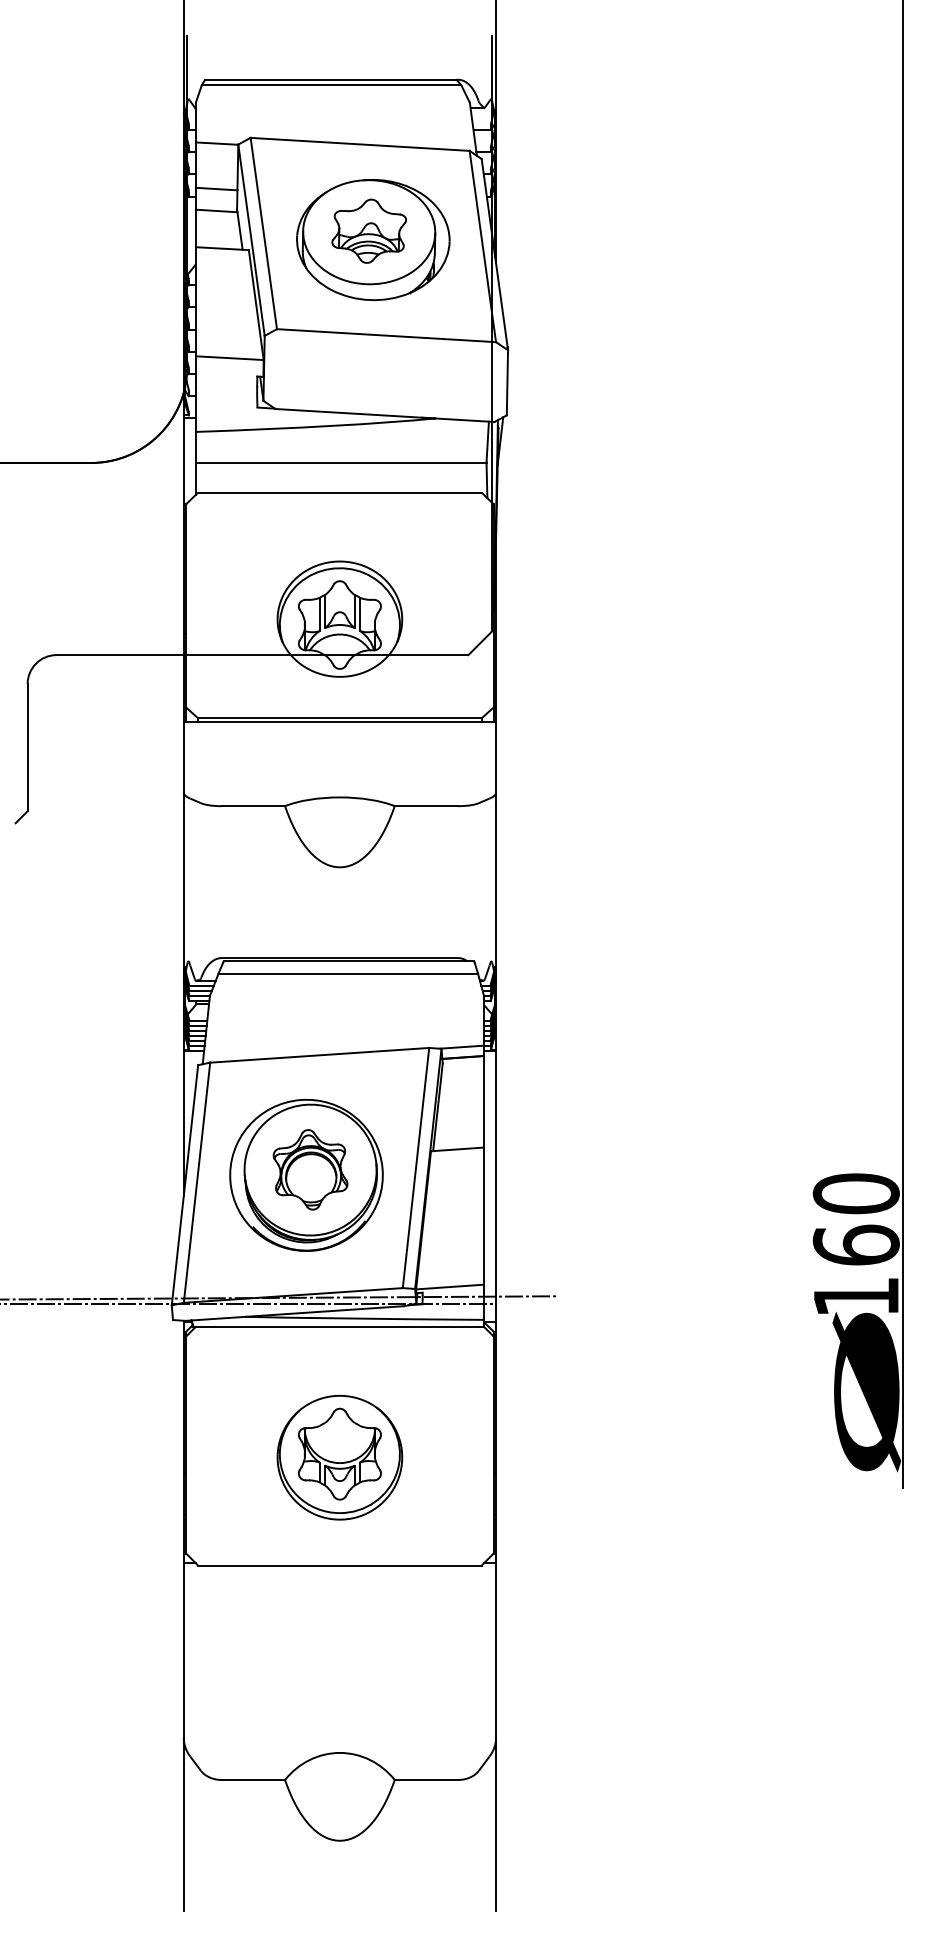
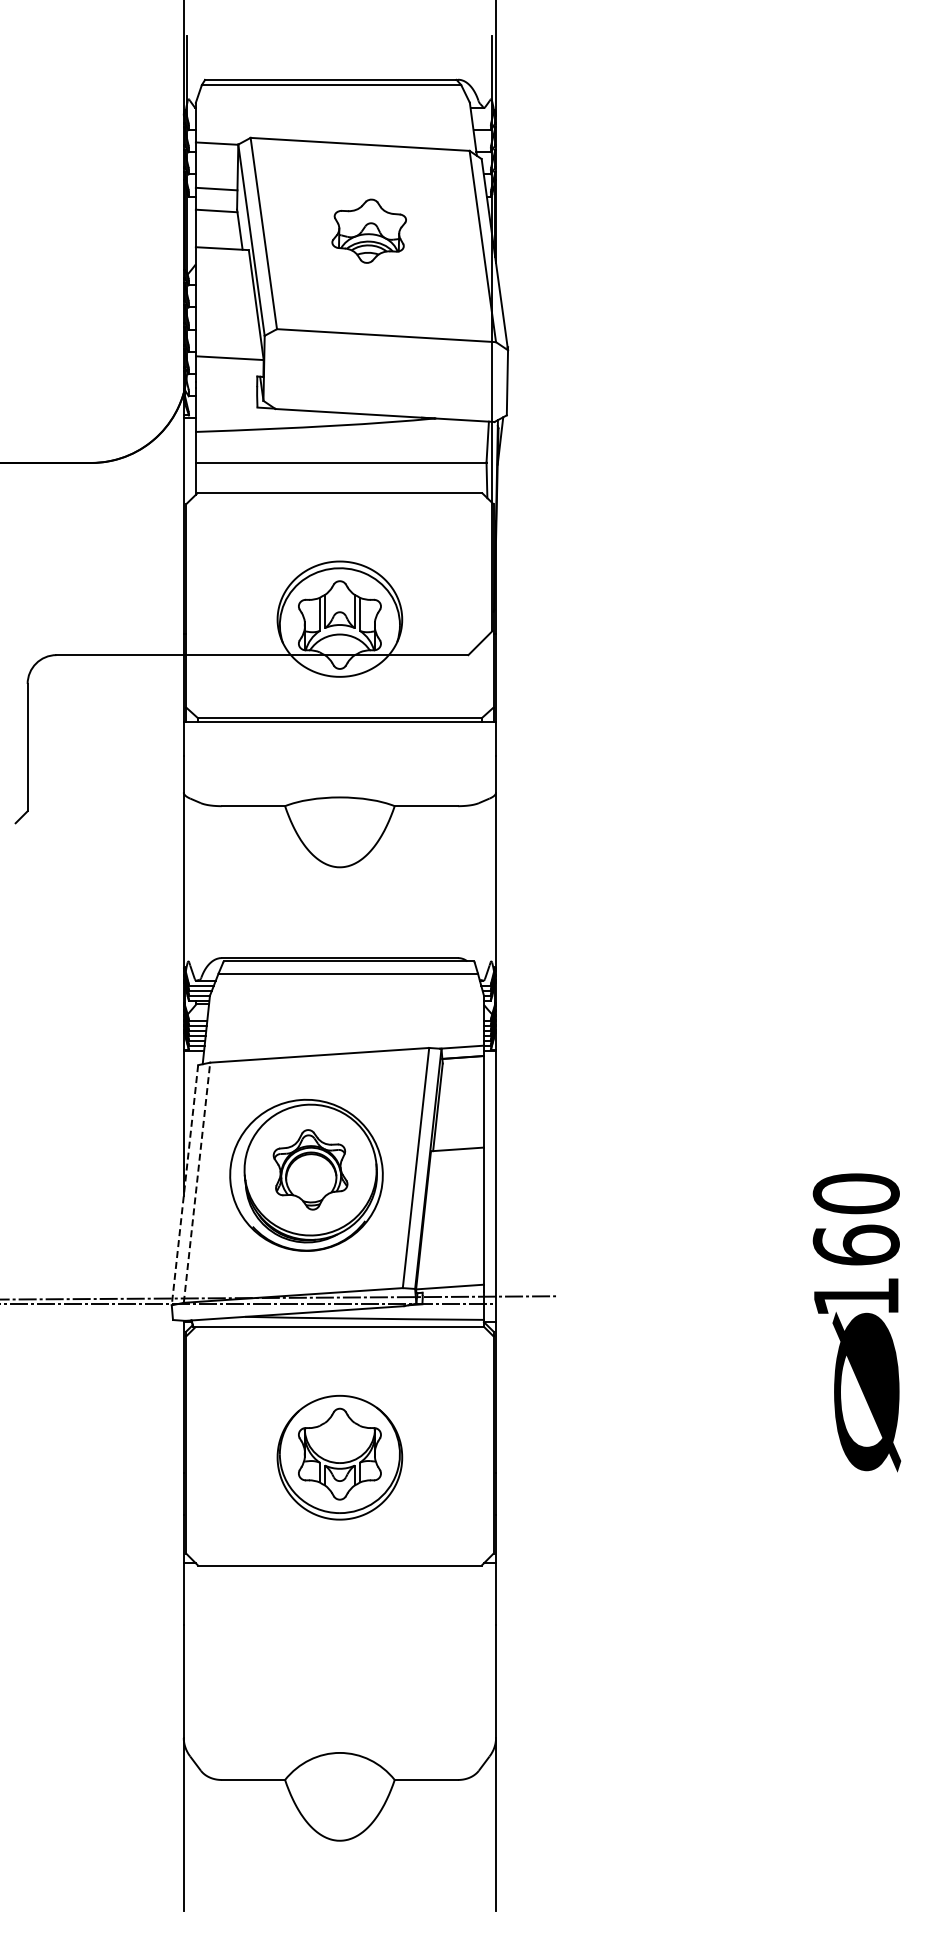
part: present -> none (373, 240)
line: present -> none (902, 745)
line: solid -> dashed (197, 1182)
line: solid -> dashed (184, 1185)
